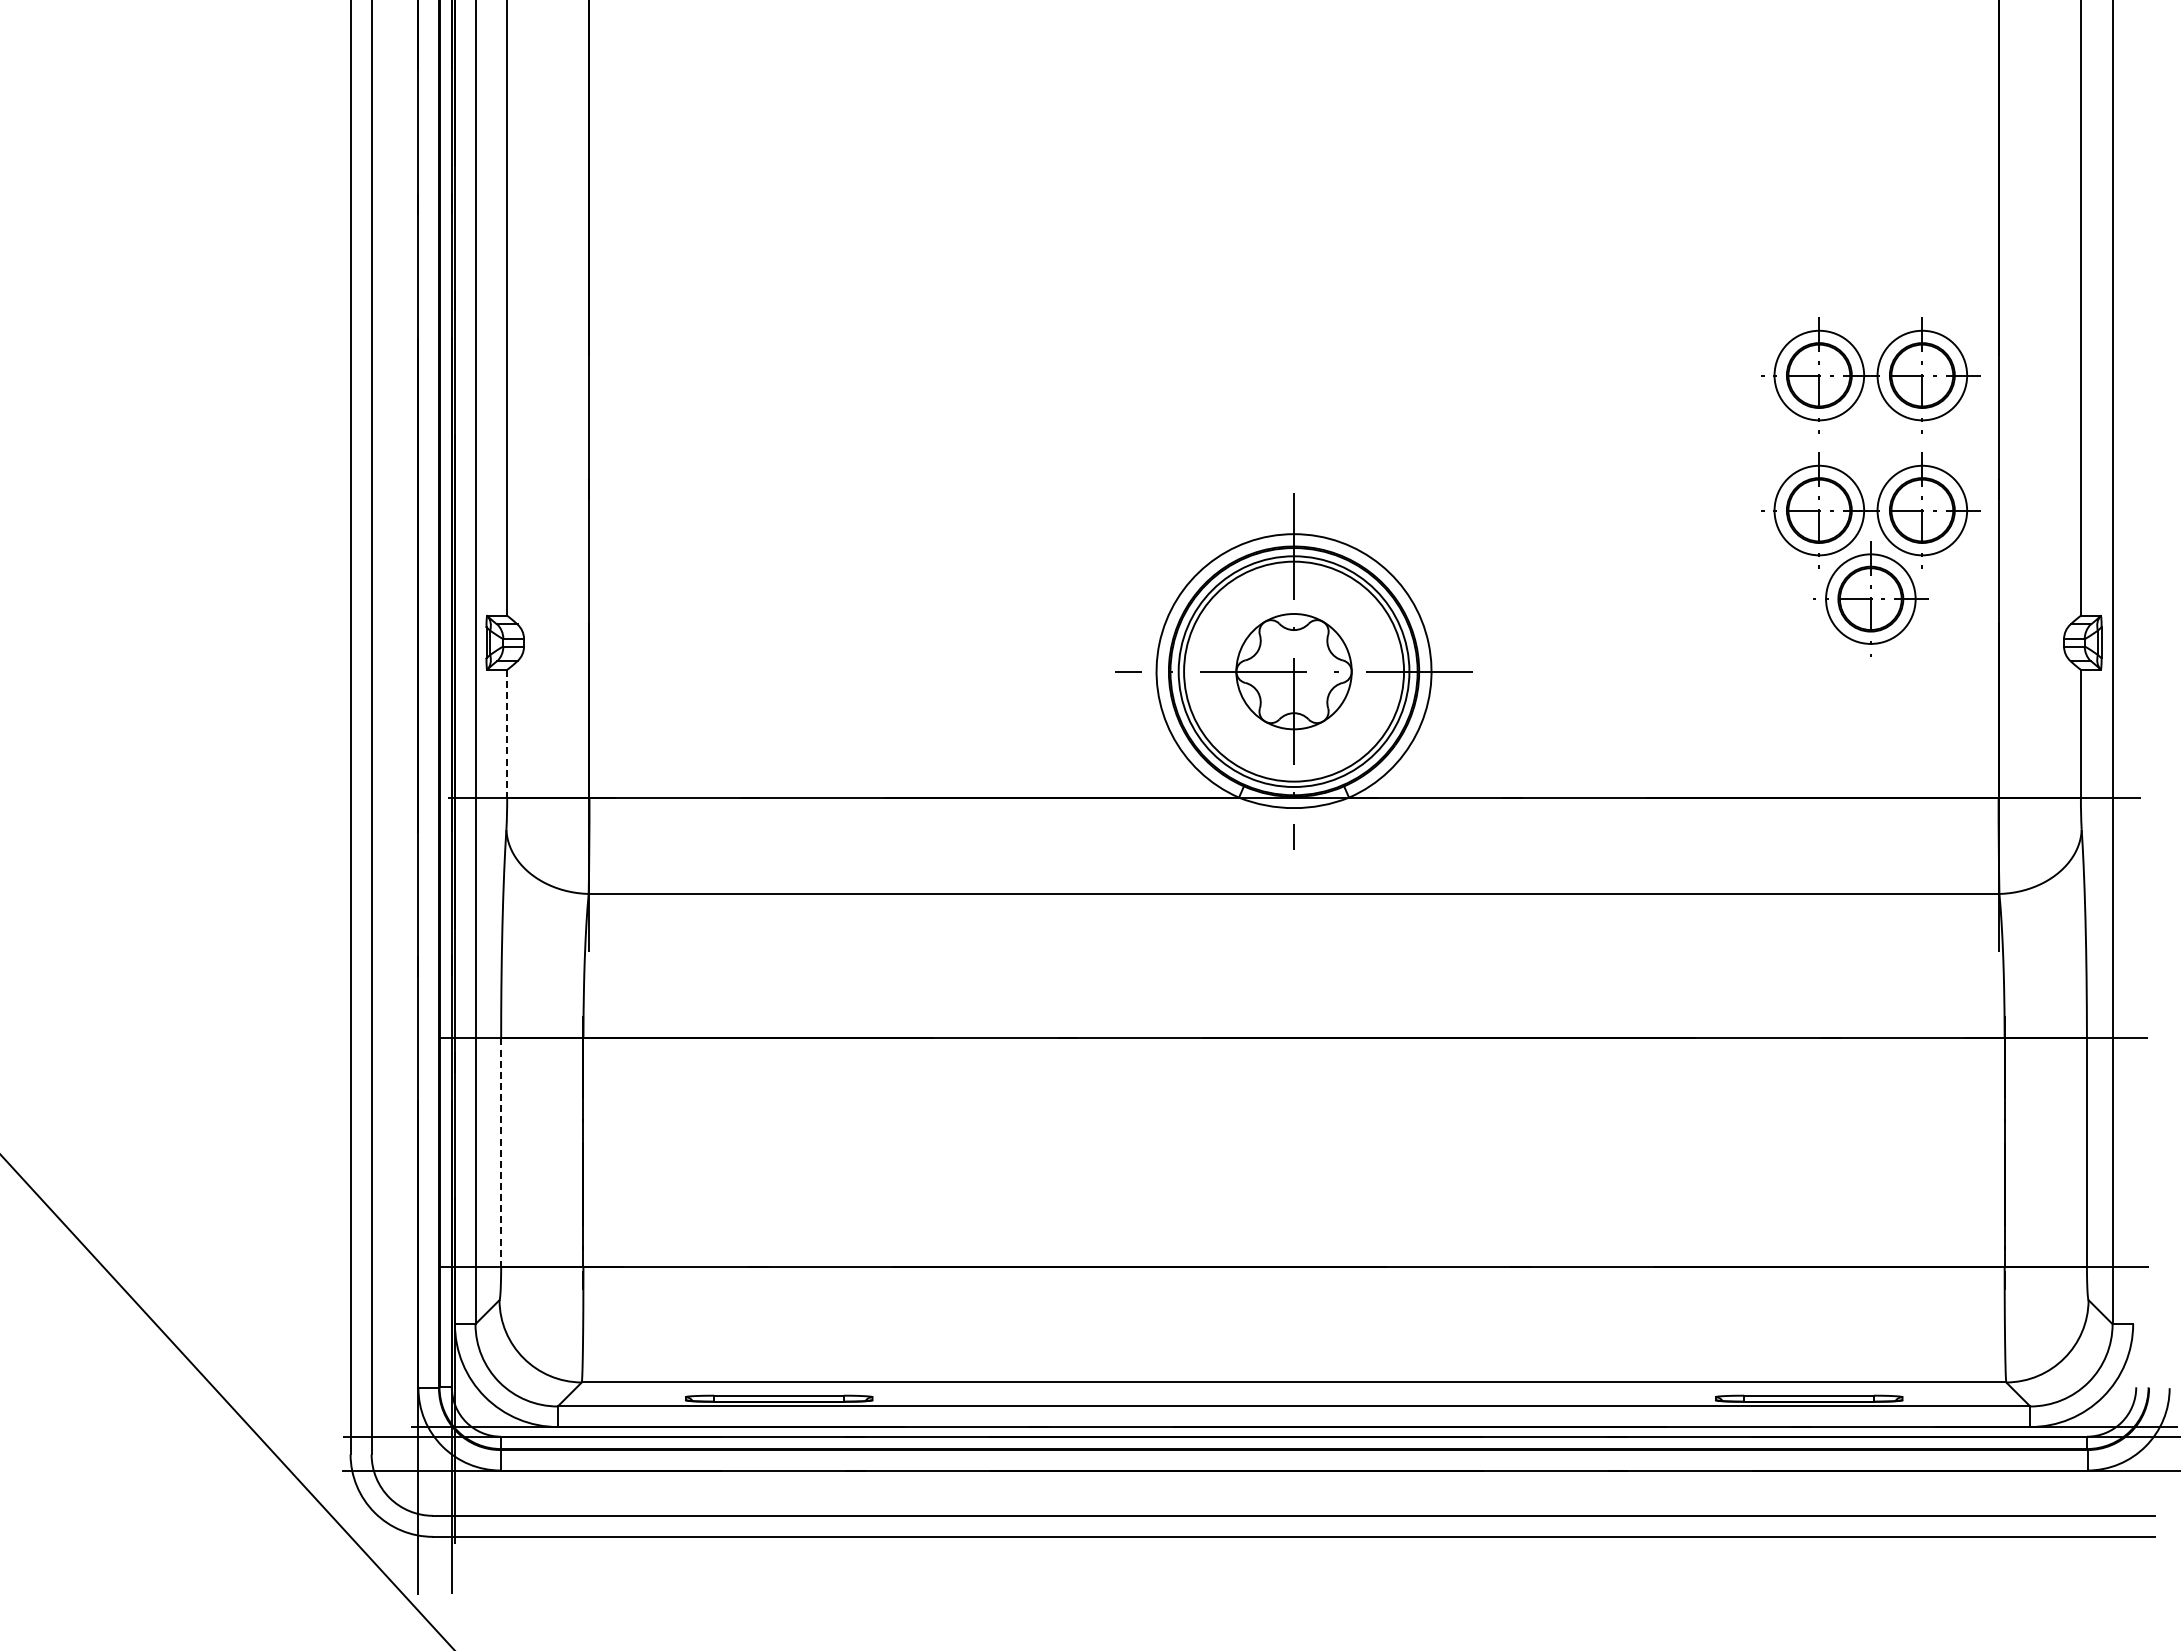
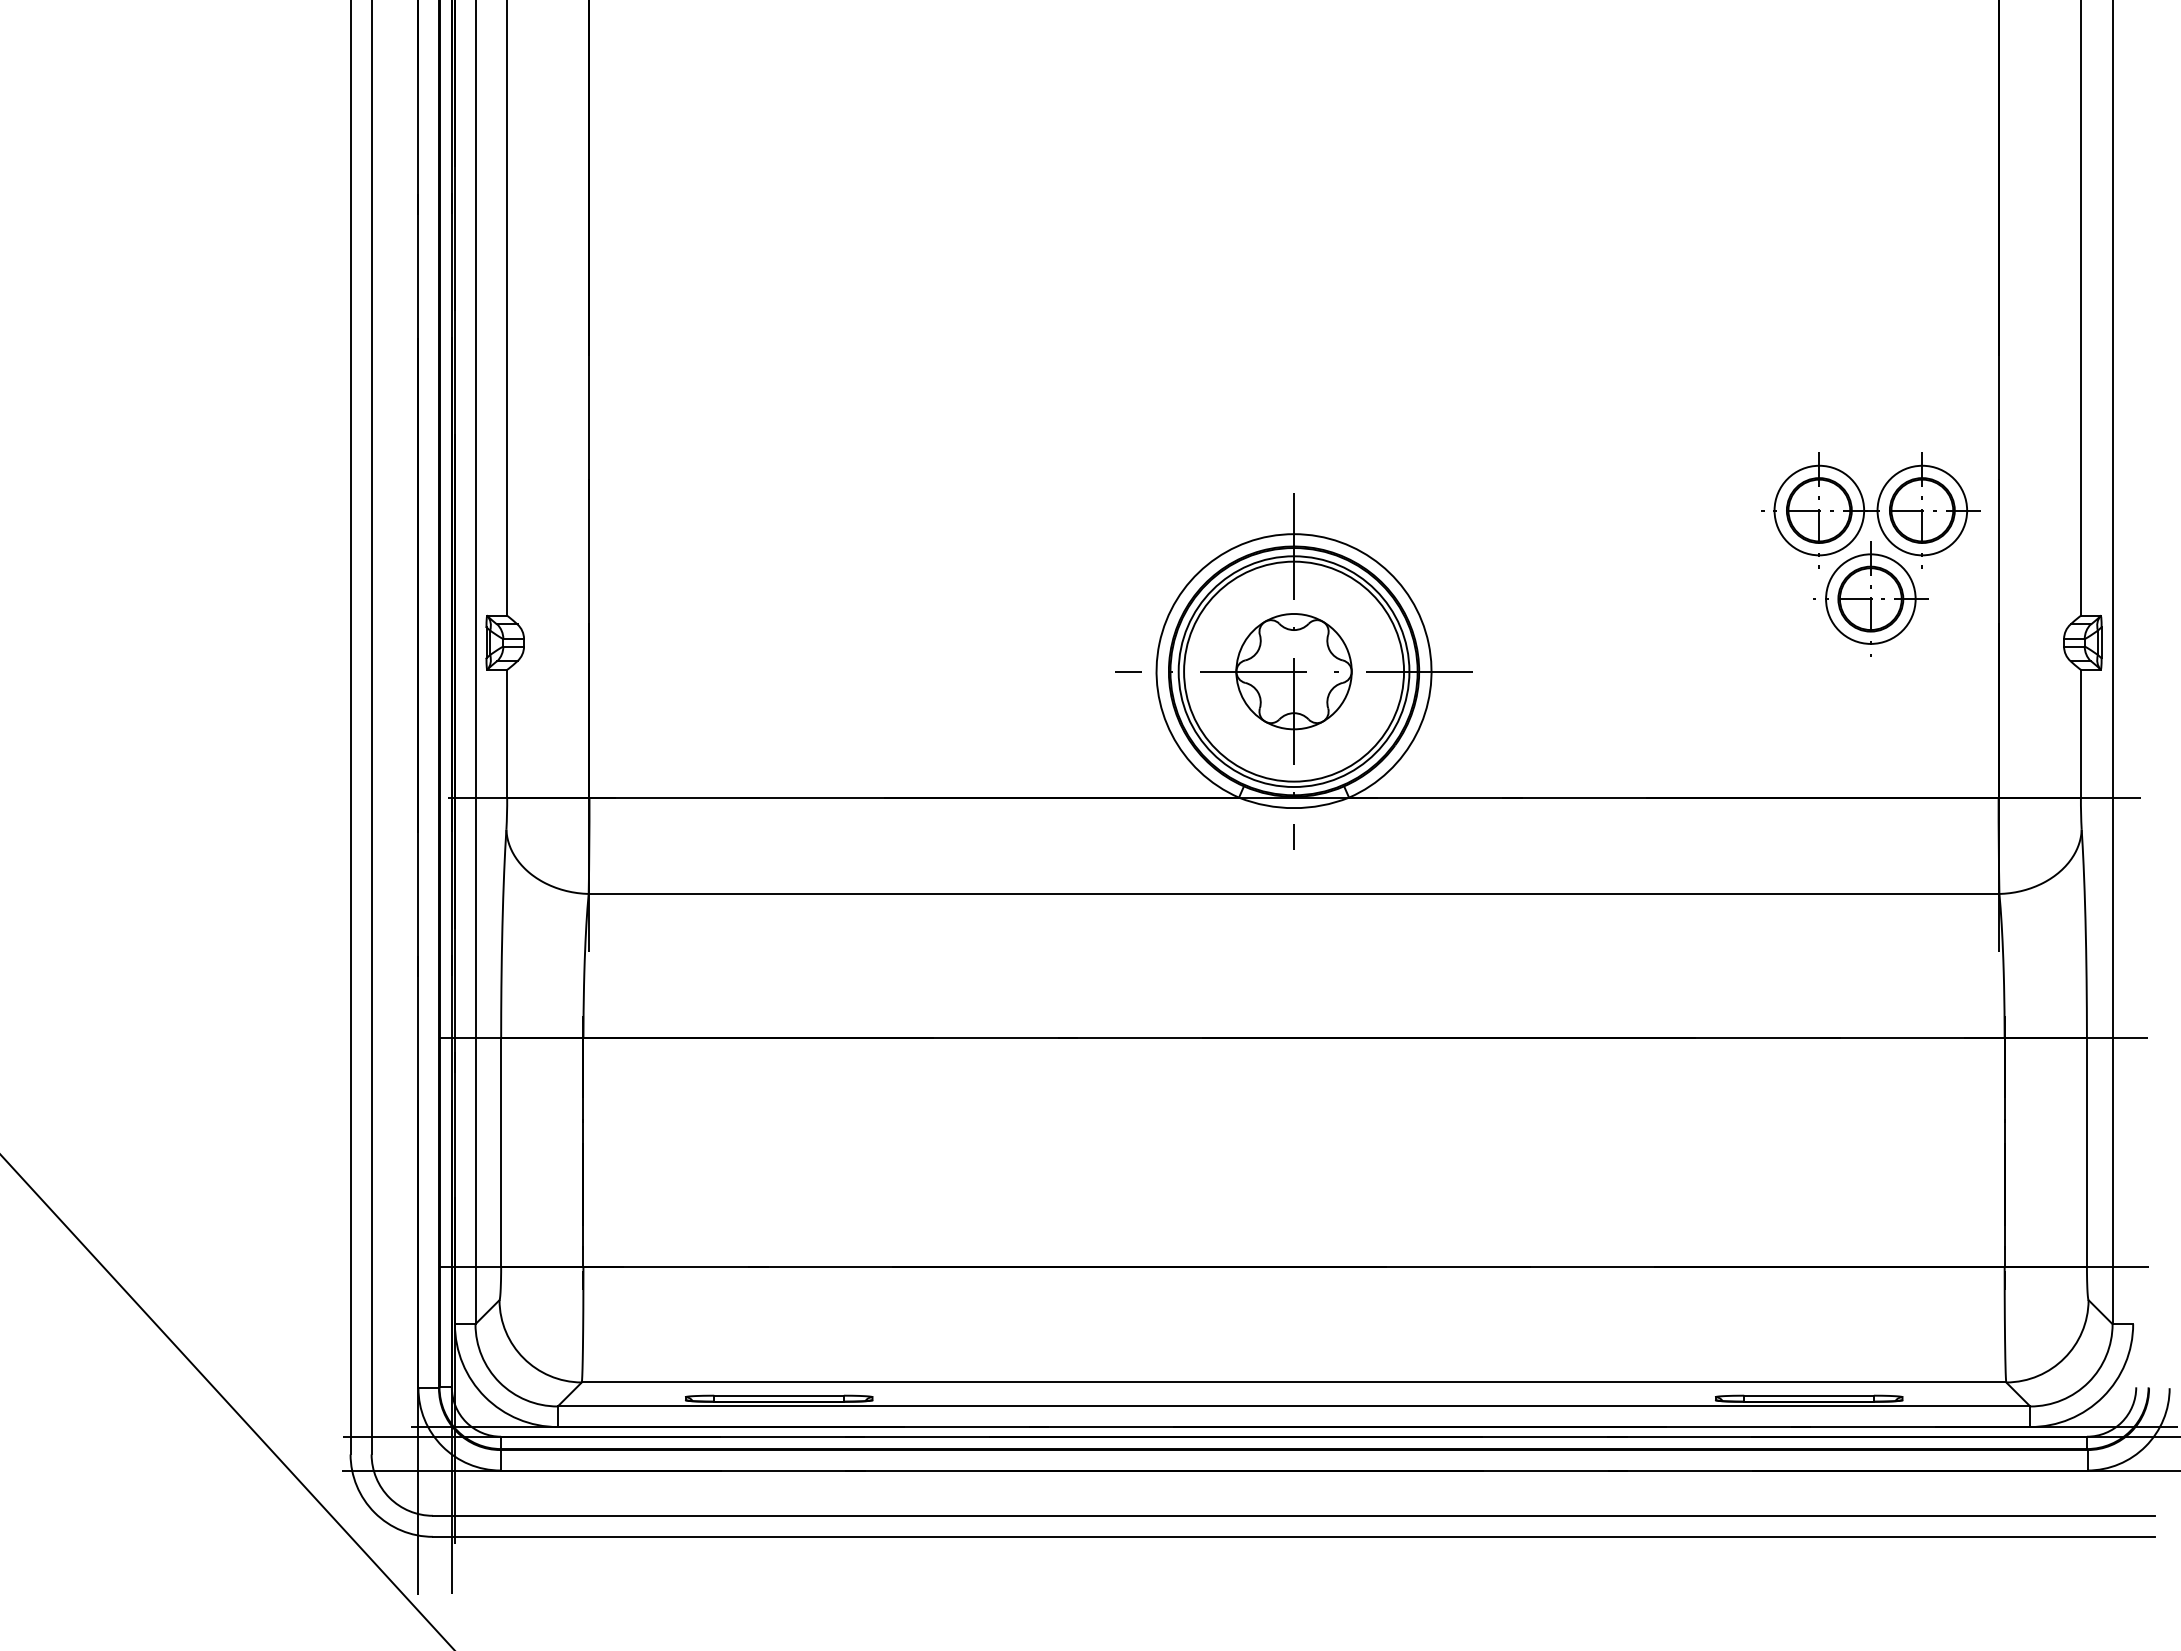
part: present -> none (1870, 375)
line: dashed -> solid (507, 734)
line: dashed -> solid (501, 1153)
